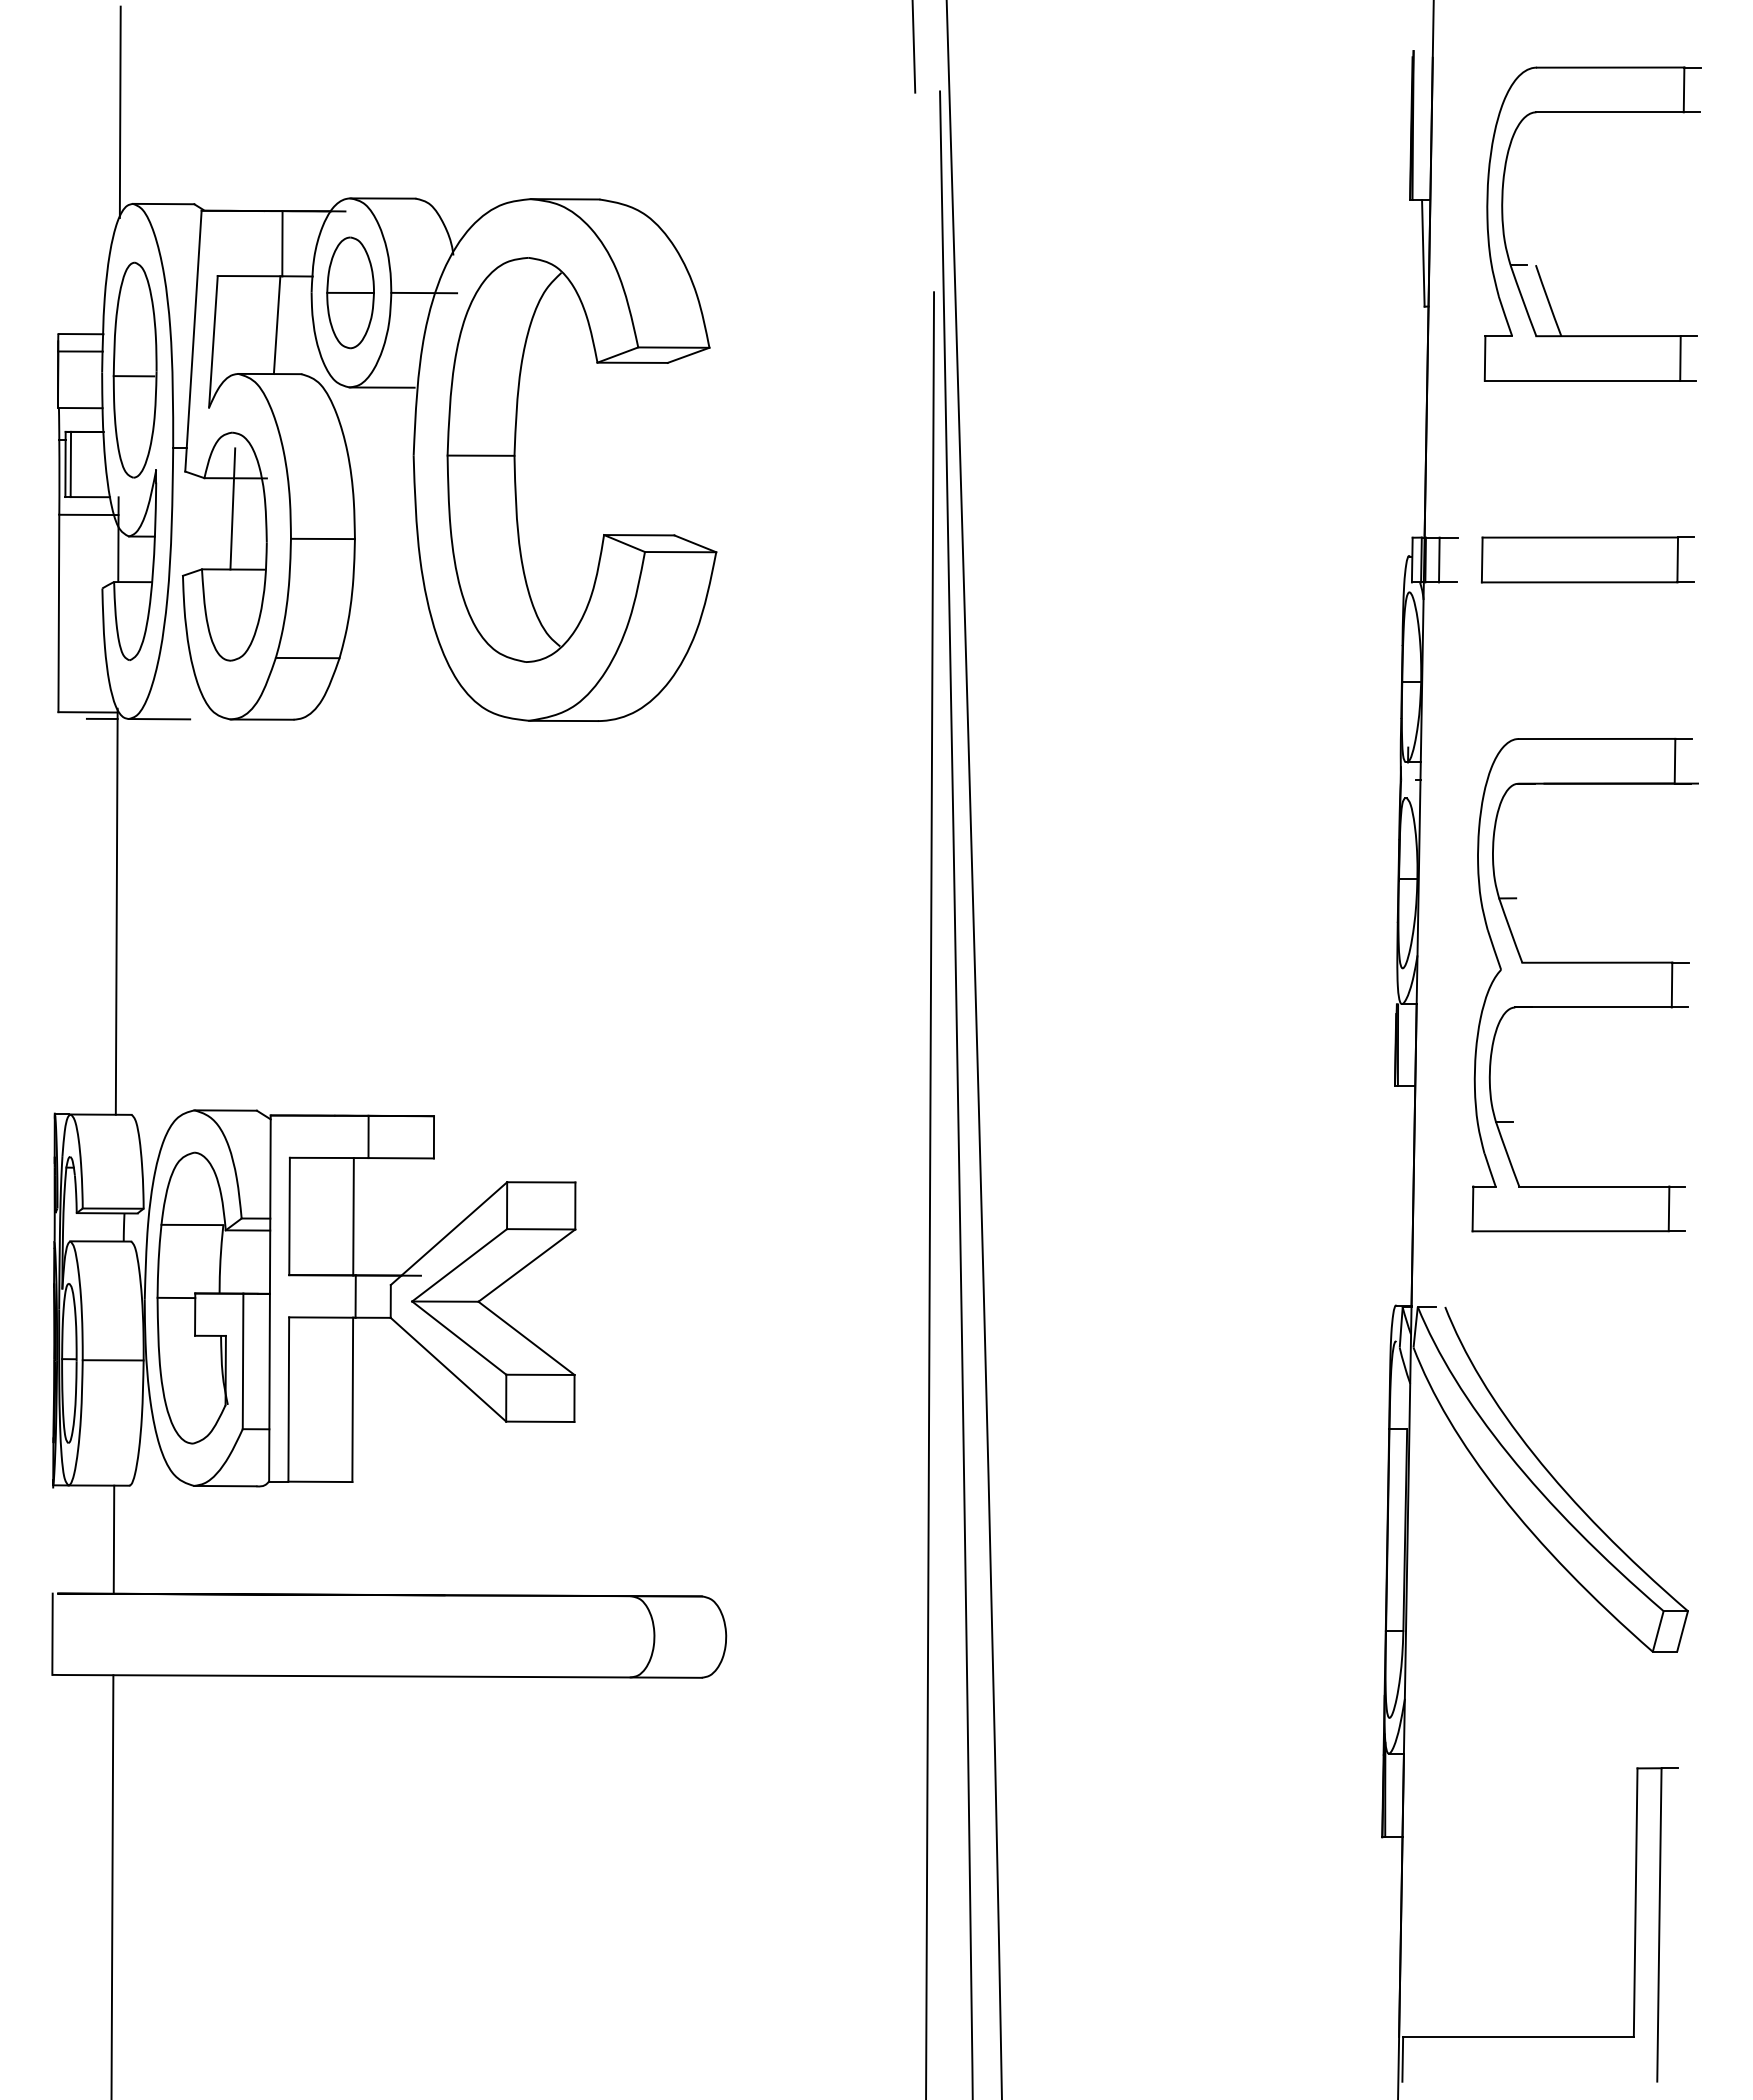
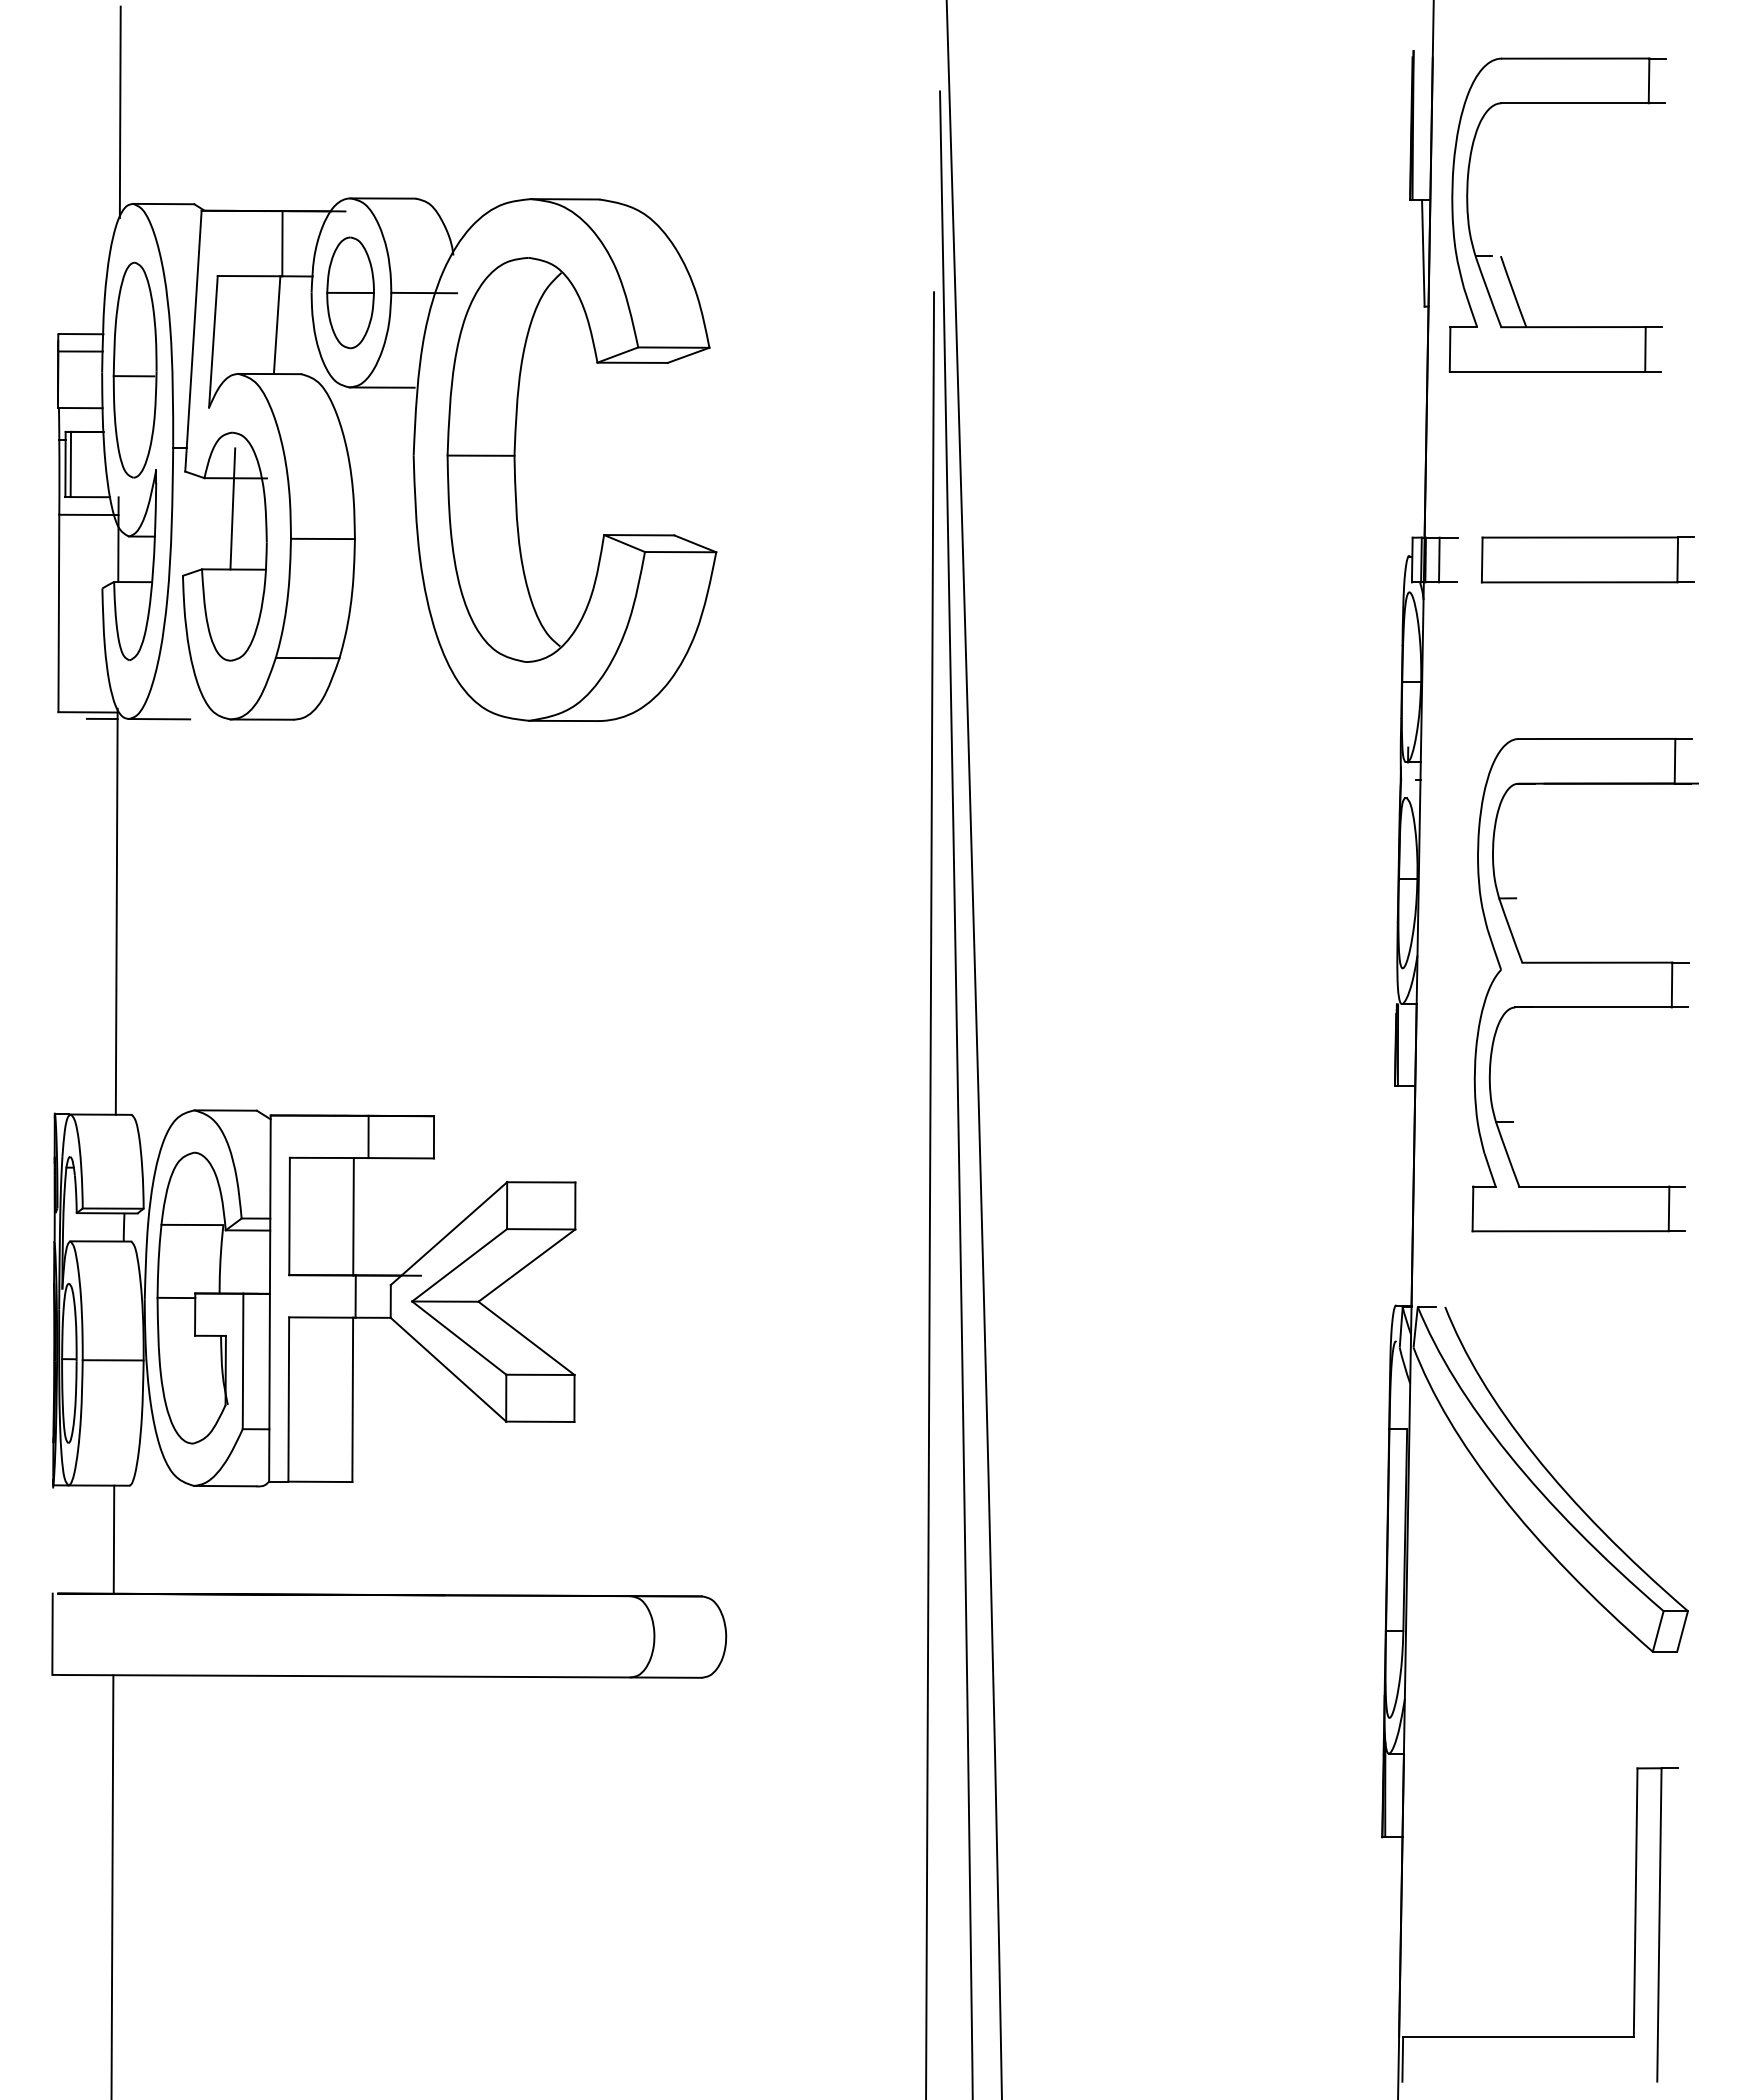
line: present -> none (913, 47)
part position: (1537, 266) -> (1502, 257) (1502, 257)
